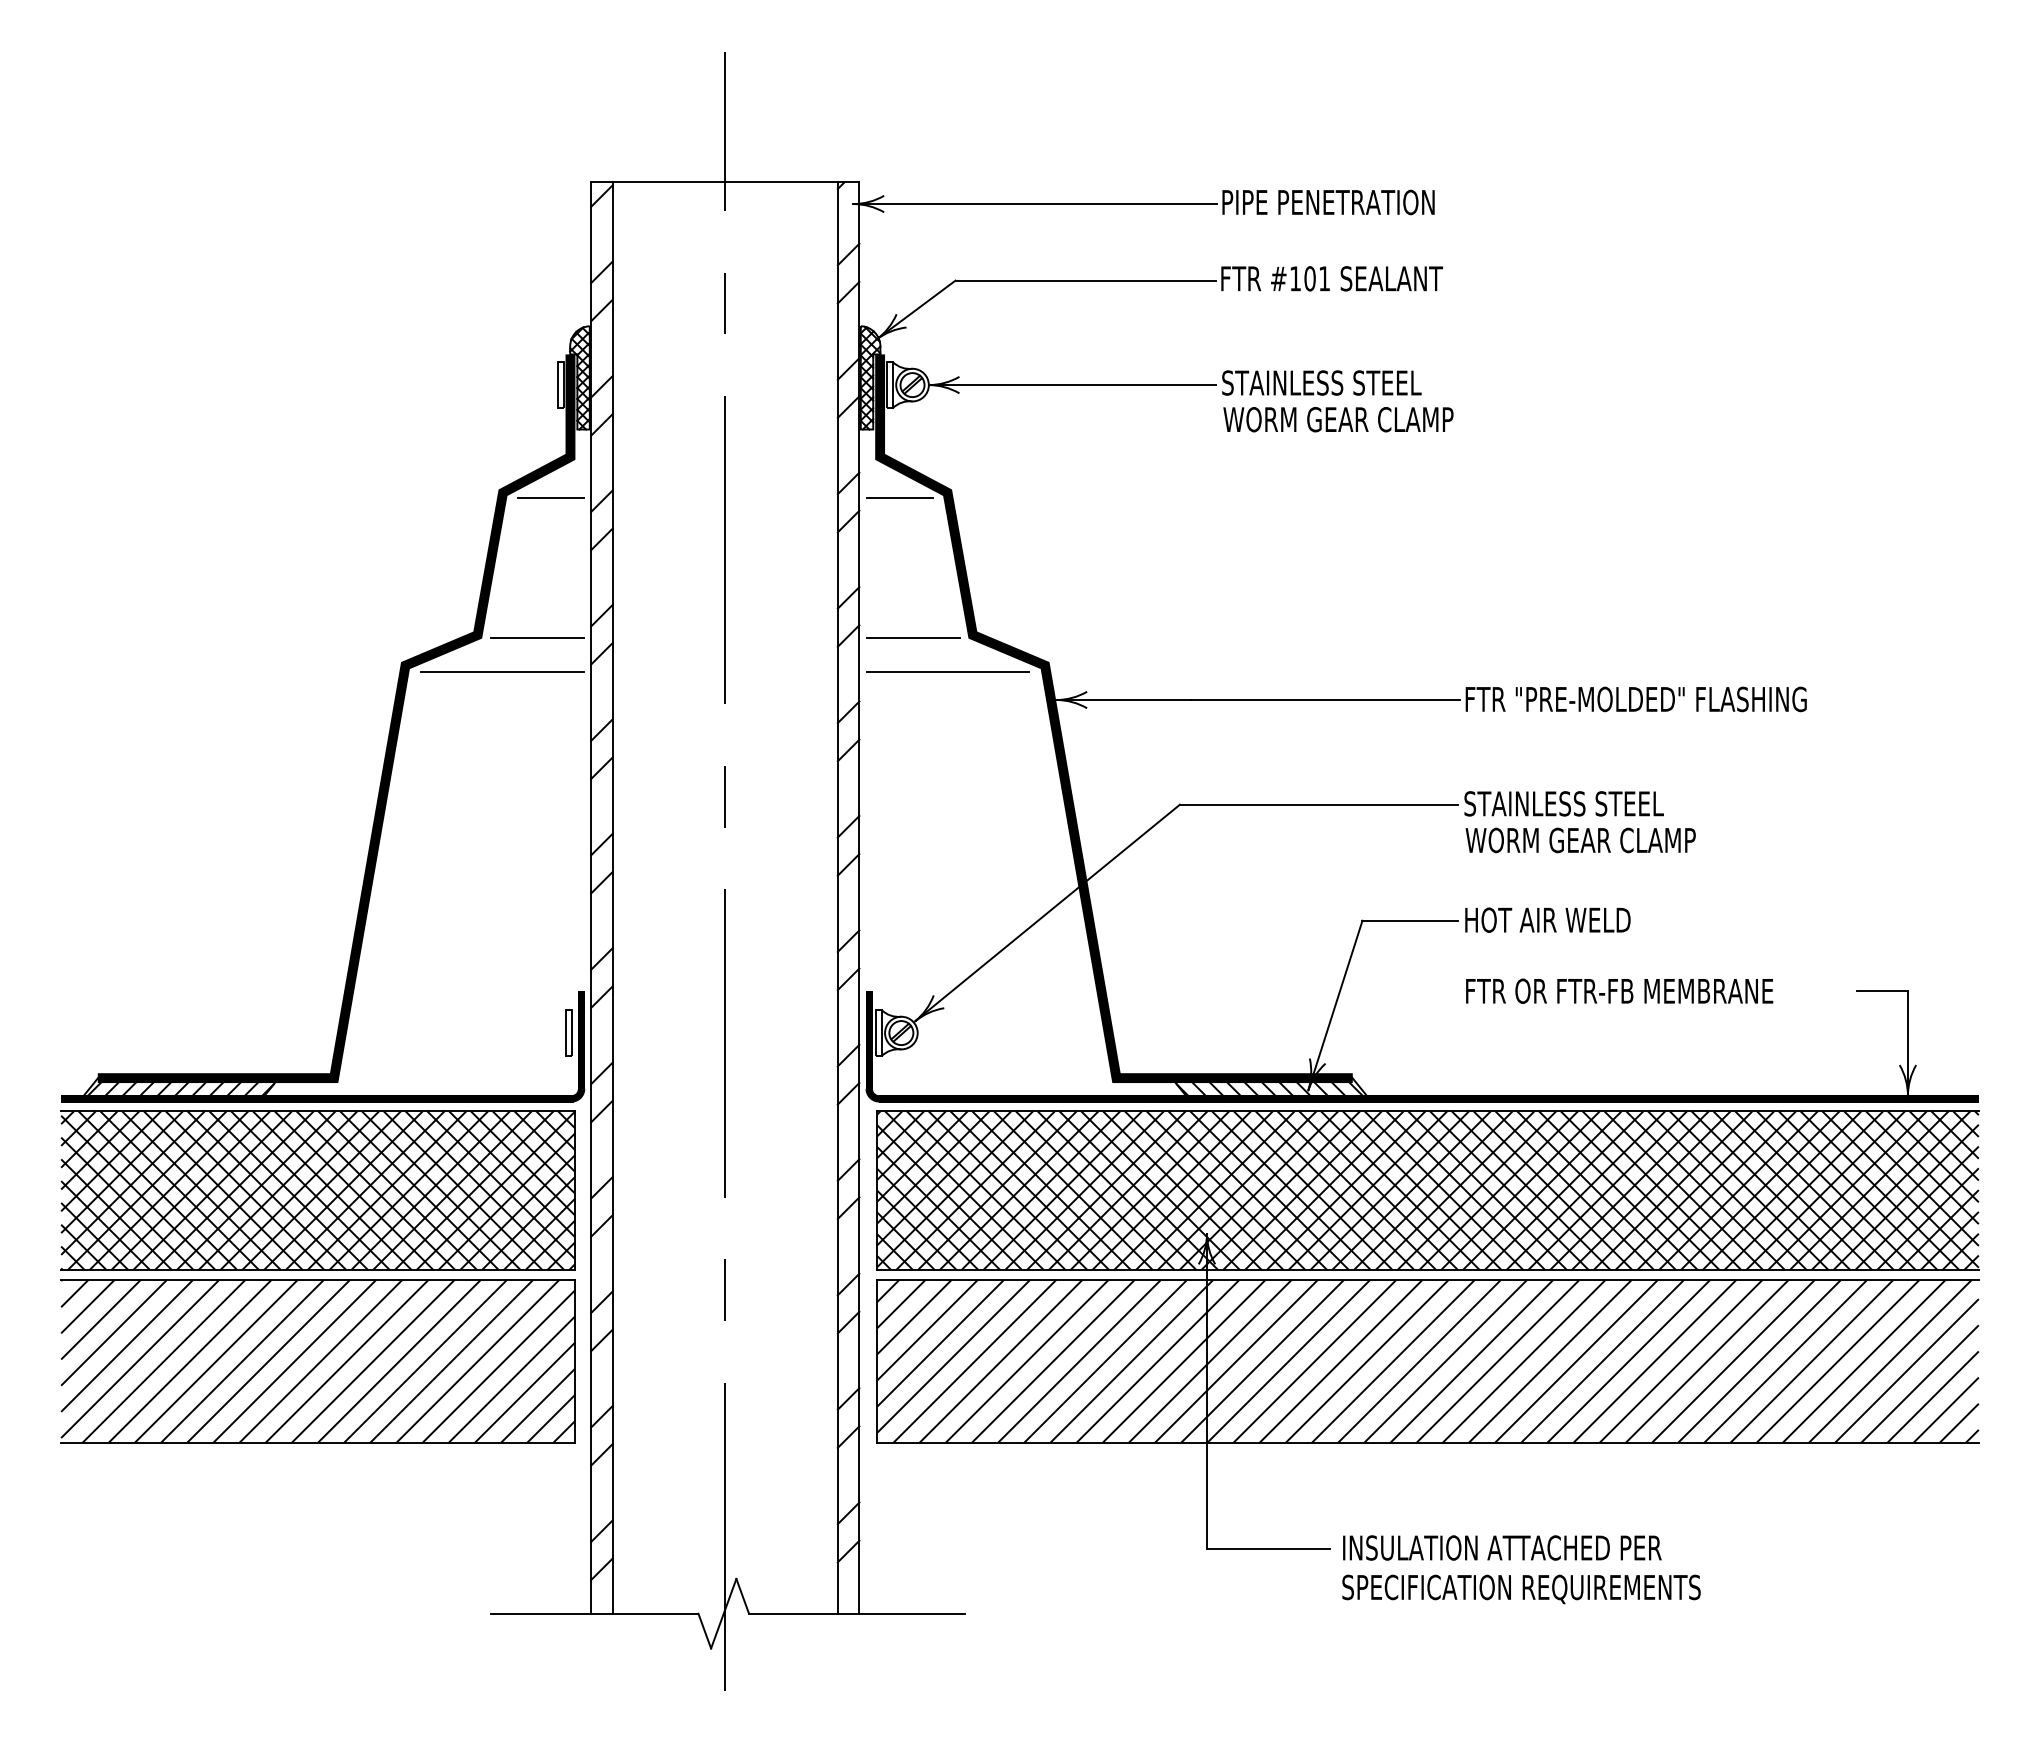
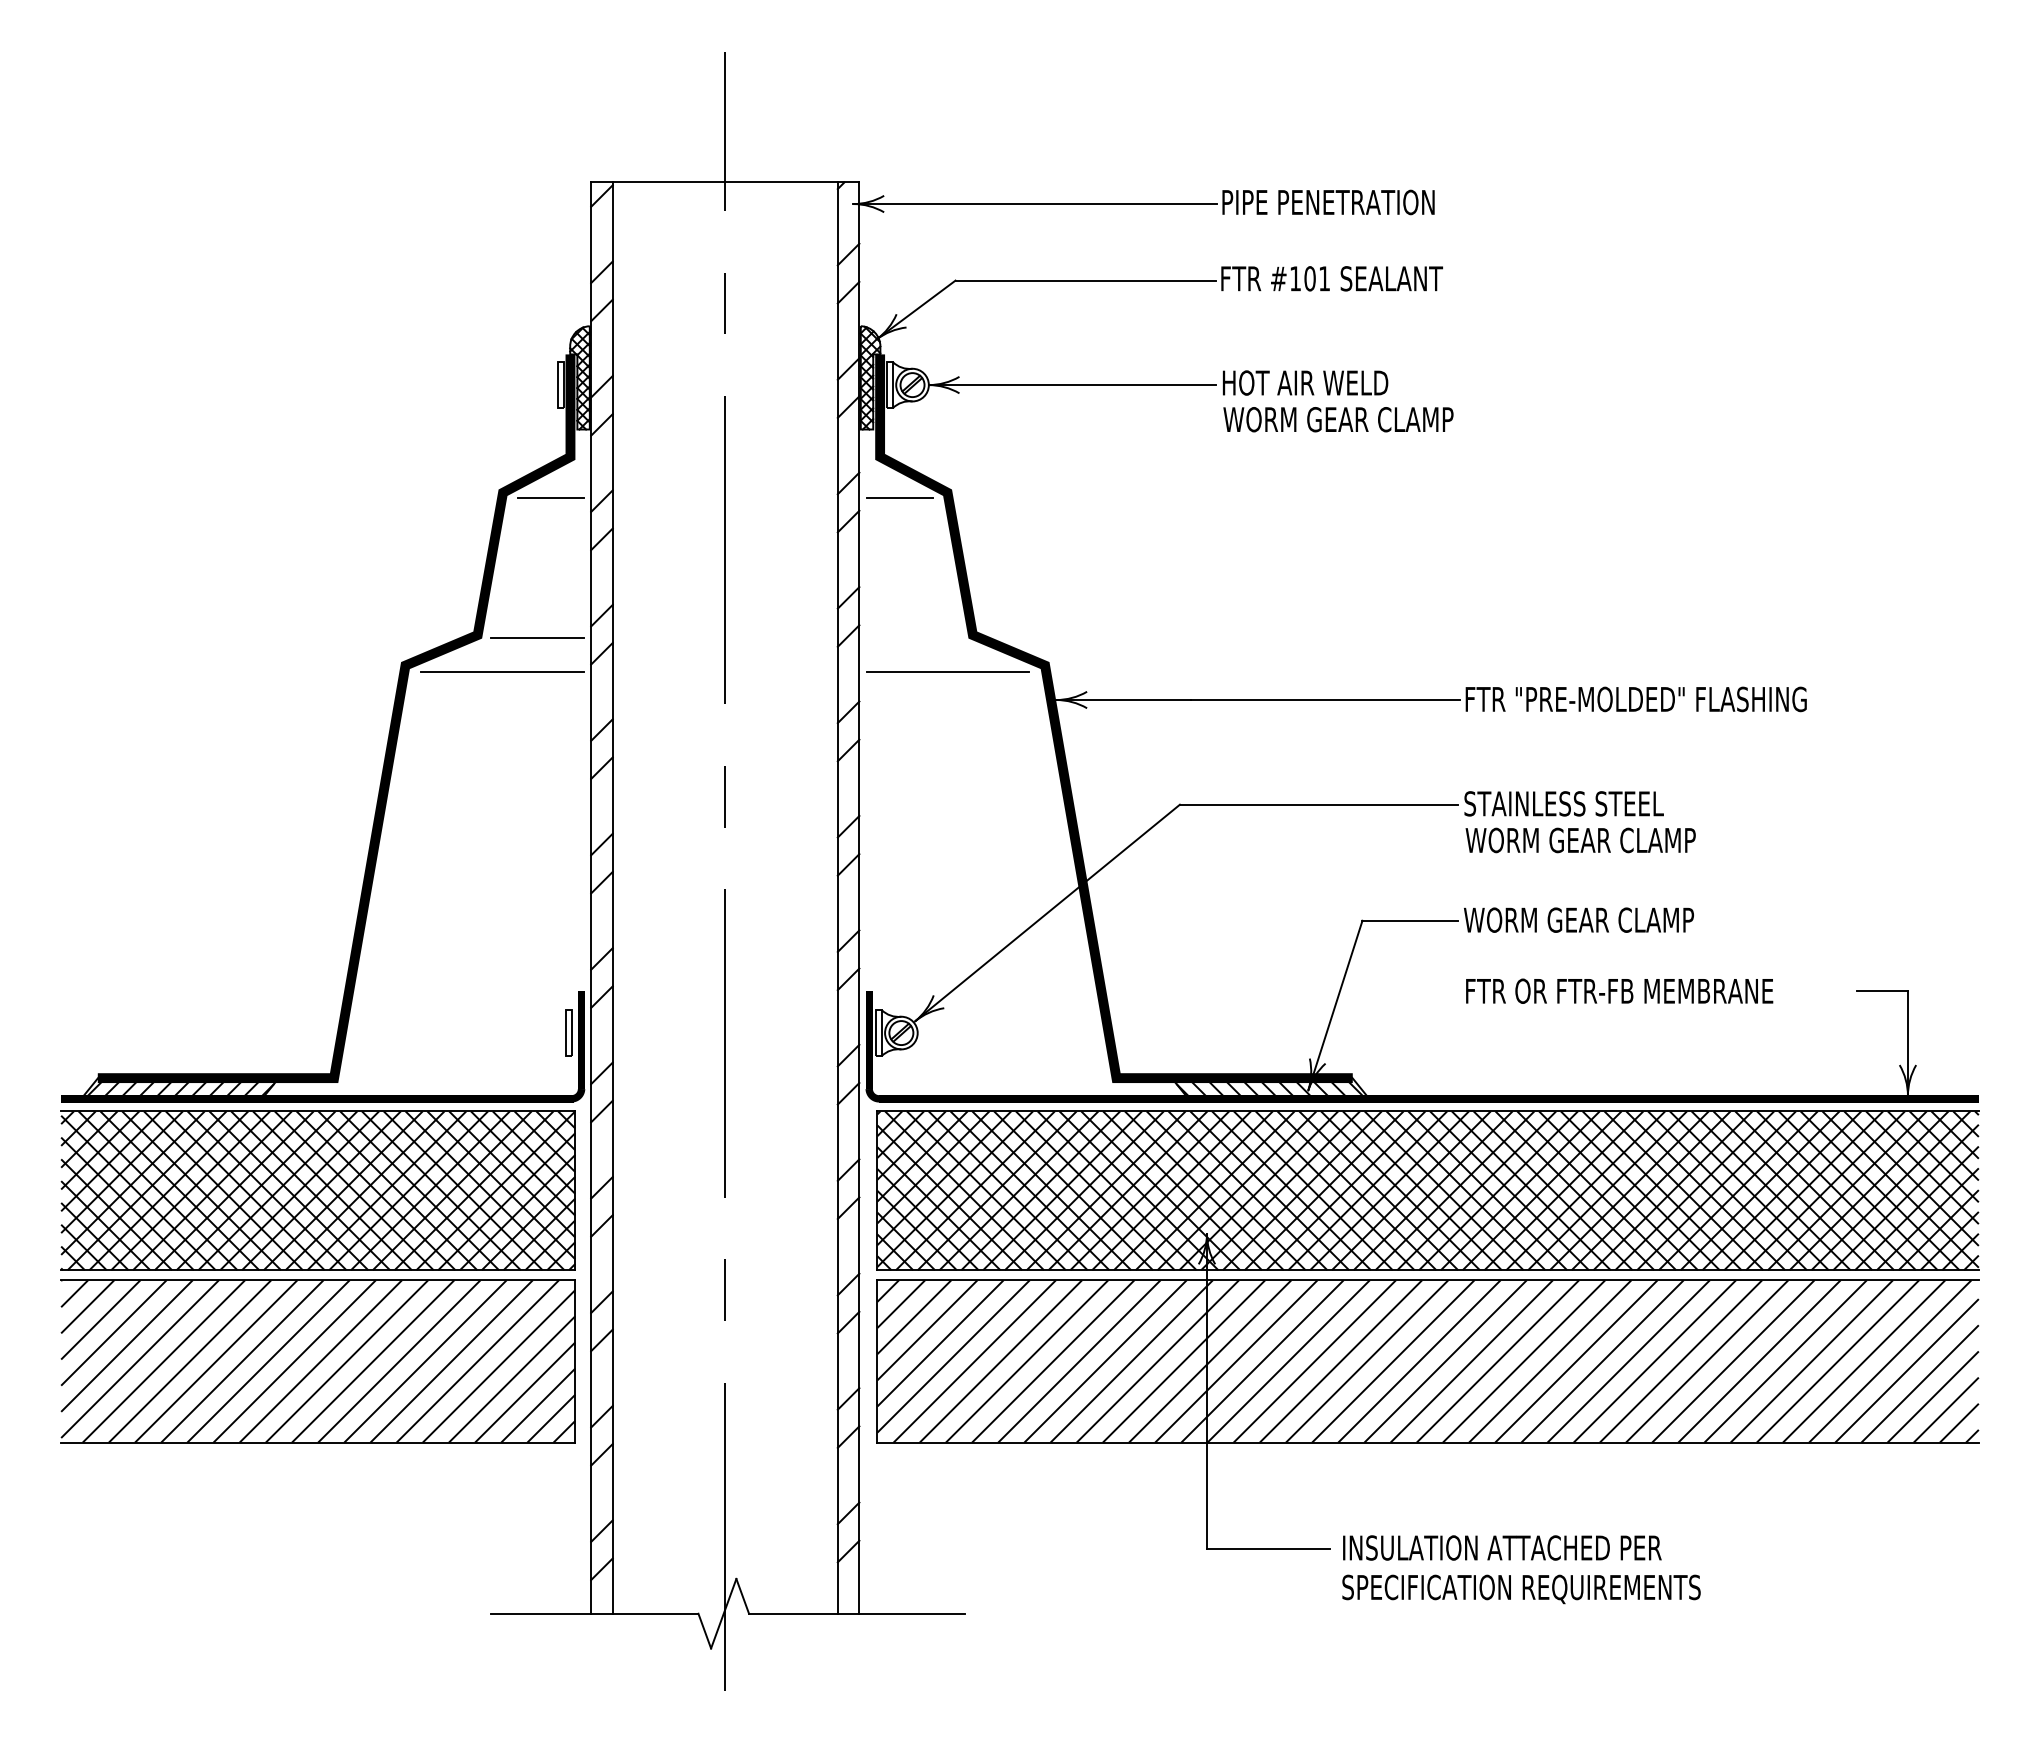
text: STAINLESS STEEL -> HOT AIR WELD (1321, 382)
line: present -> none (913, 638)
text: HOT AIR WELD -> WORM GEAR CLAMP (1578, 919)
